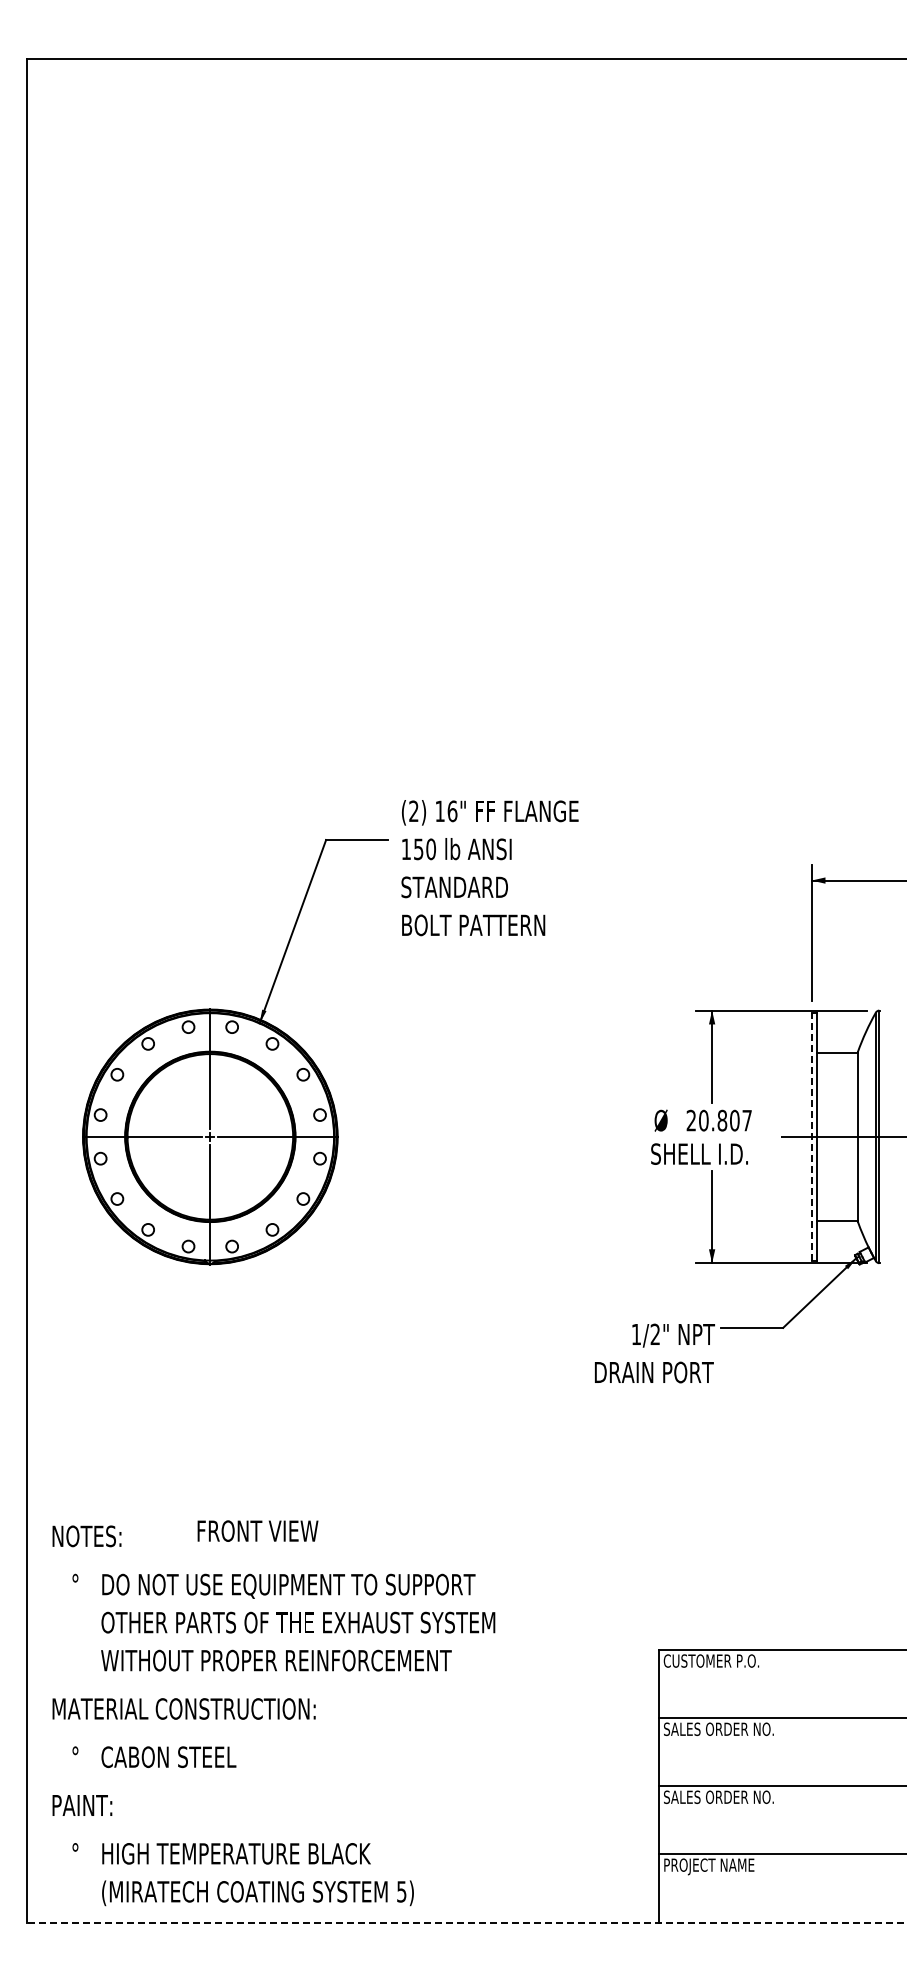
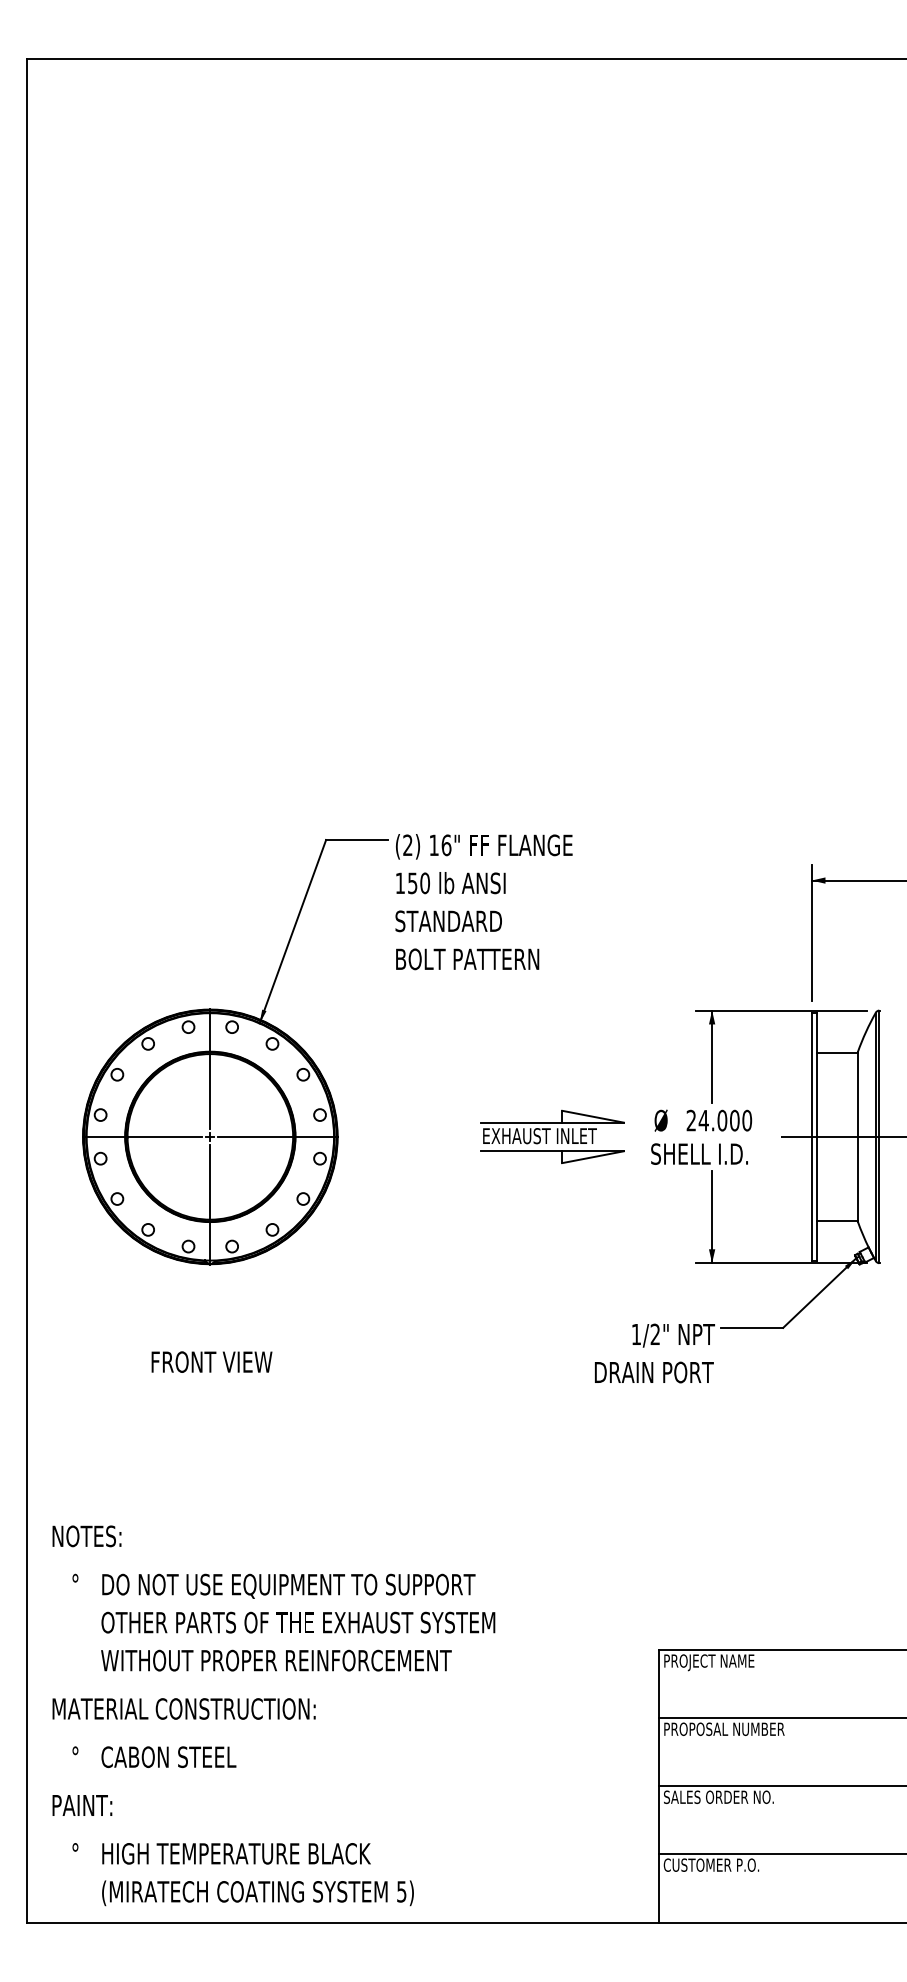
text position: (489, 868) -> (483, 902) (483, 902)
text: 20.807 -> 24.000 (725, 1120)
part: none -> present (552, 1136)
line: dashed -> solid (811, 1136)
text position: (257, 1530) -> (211, 1361) (211, 1361)
text: CUSTOMER P.O. -> PROJECT NAME (711, 1662)
text: SALES ORDER NO. -> PROPOSAL NUMBER (724, 1729)
text: PROJECT NAME -> CUSTOMER P.O. (711, 1866)
line: dashed -> solid (466, 1922)
